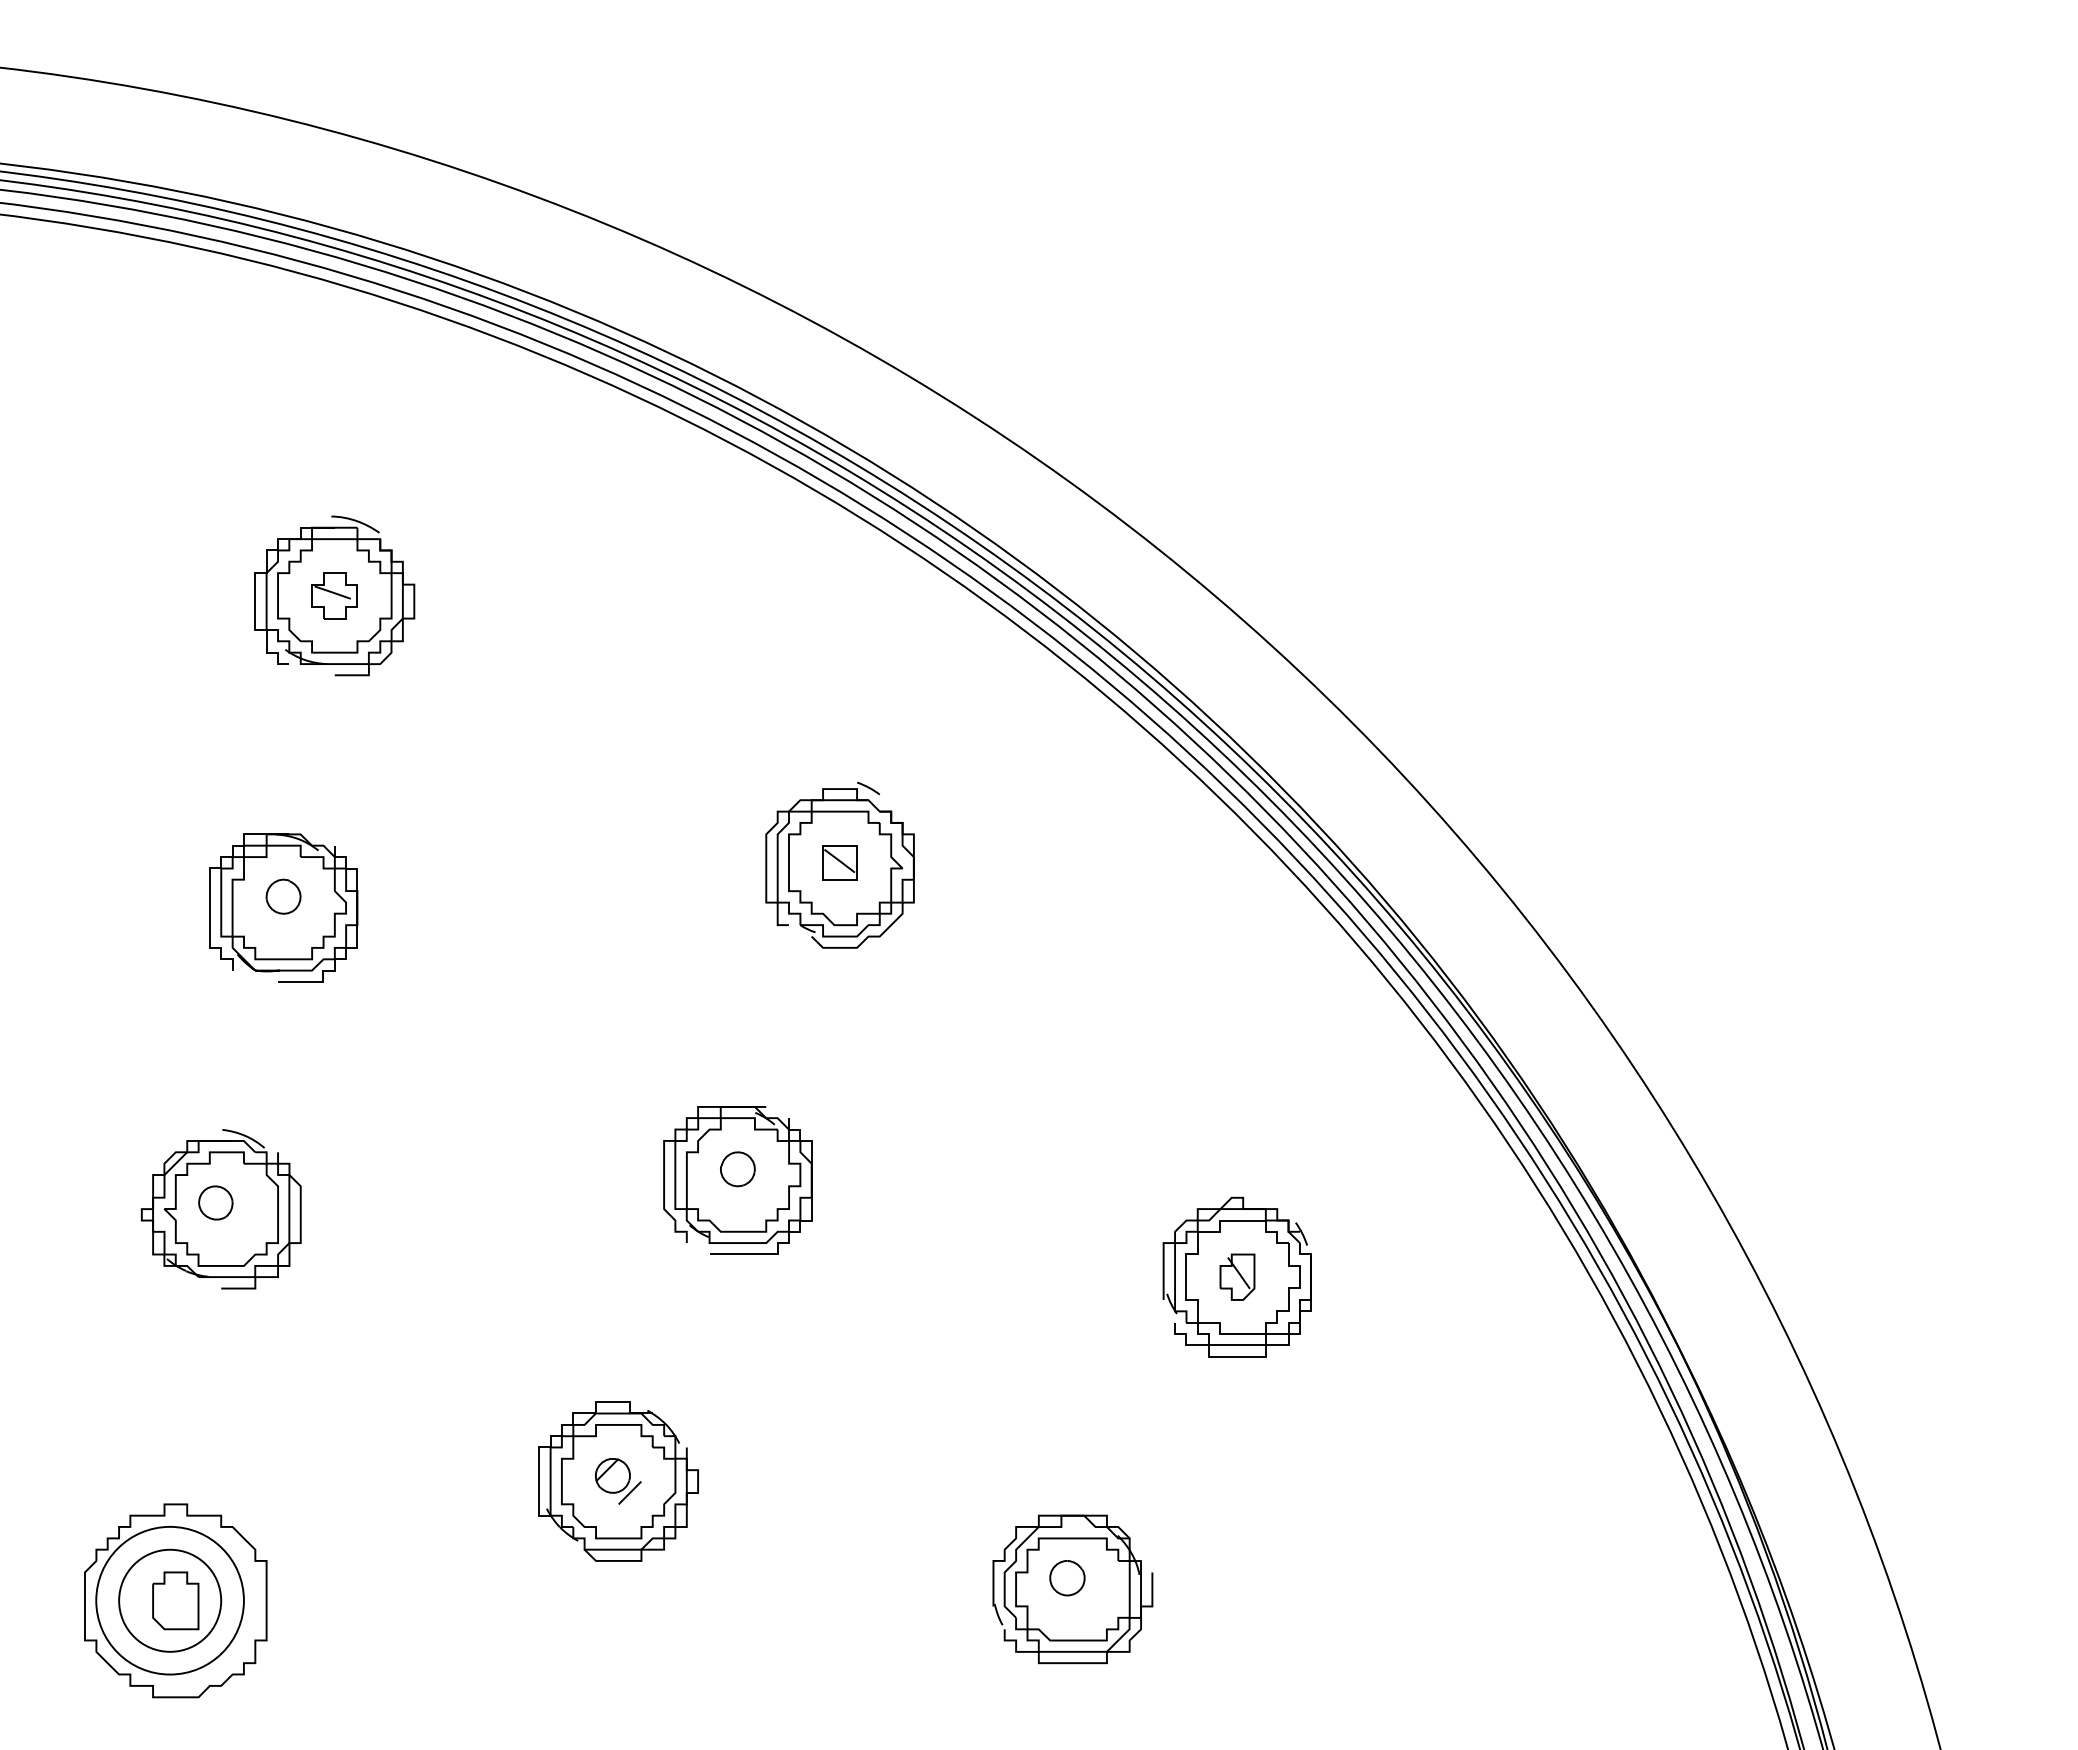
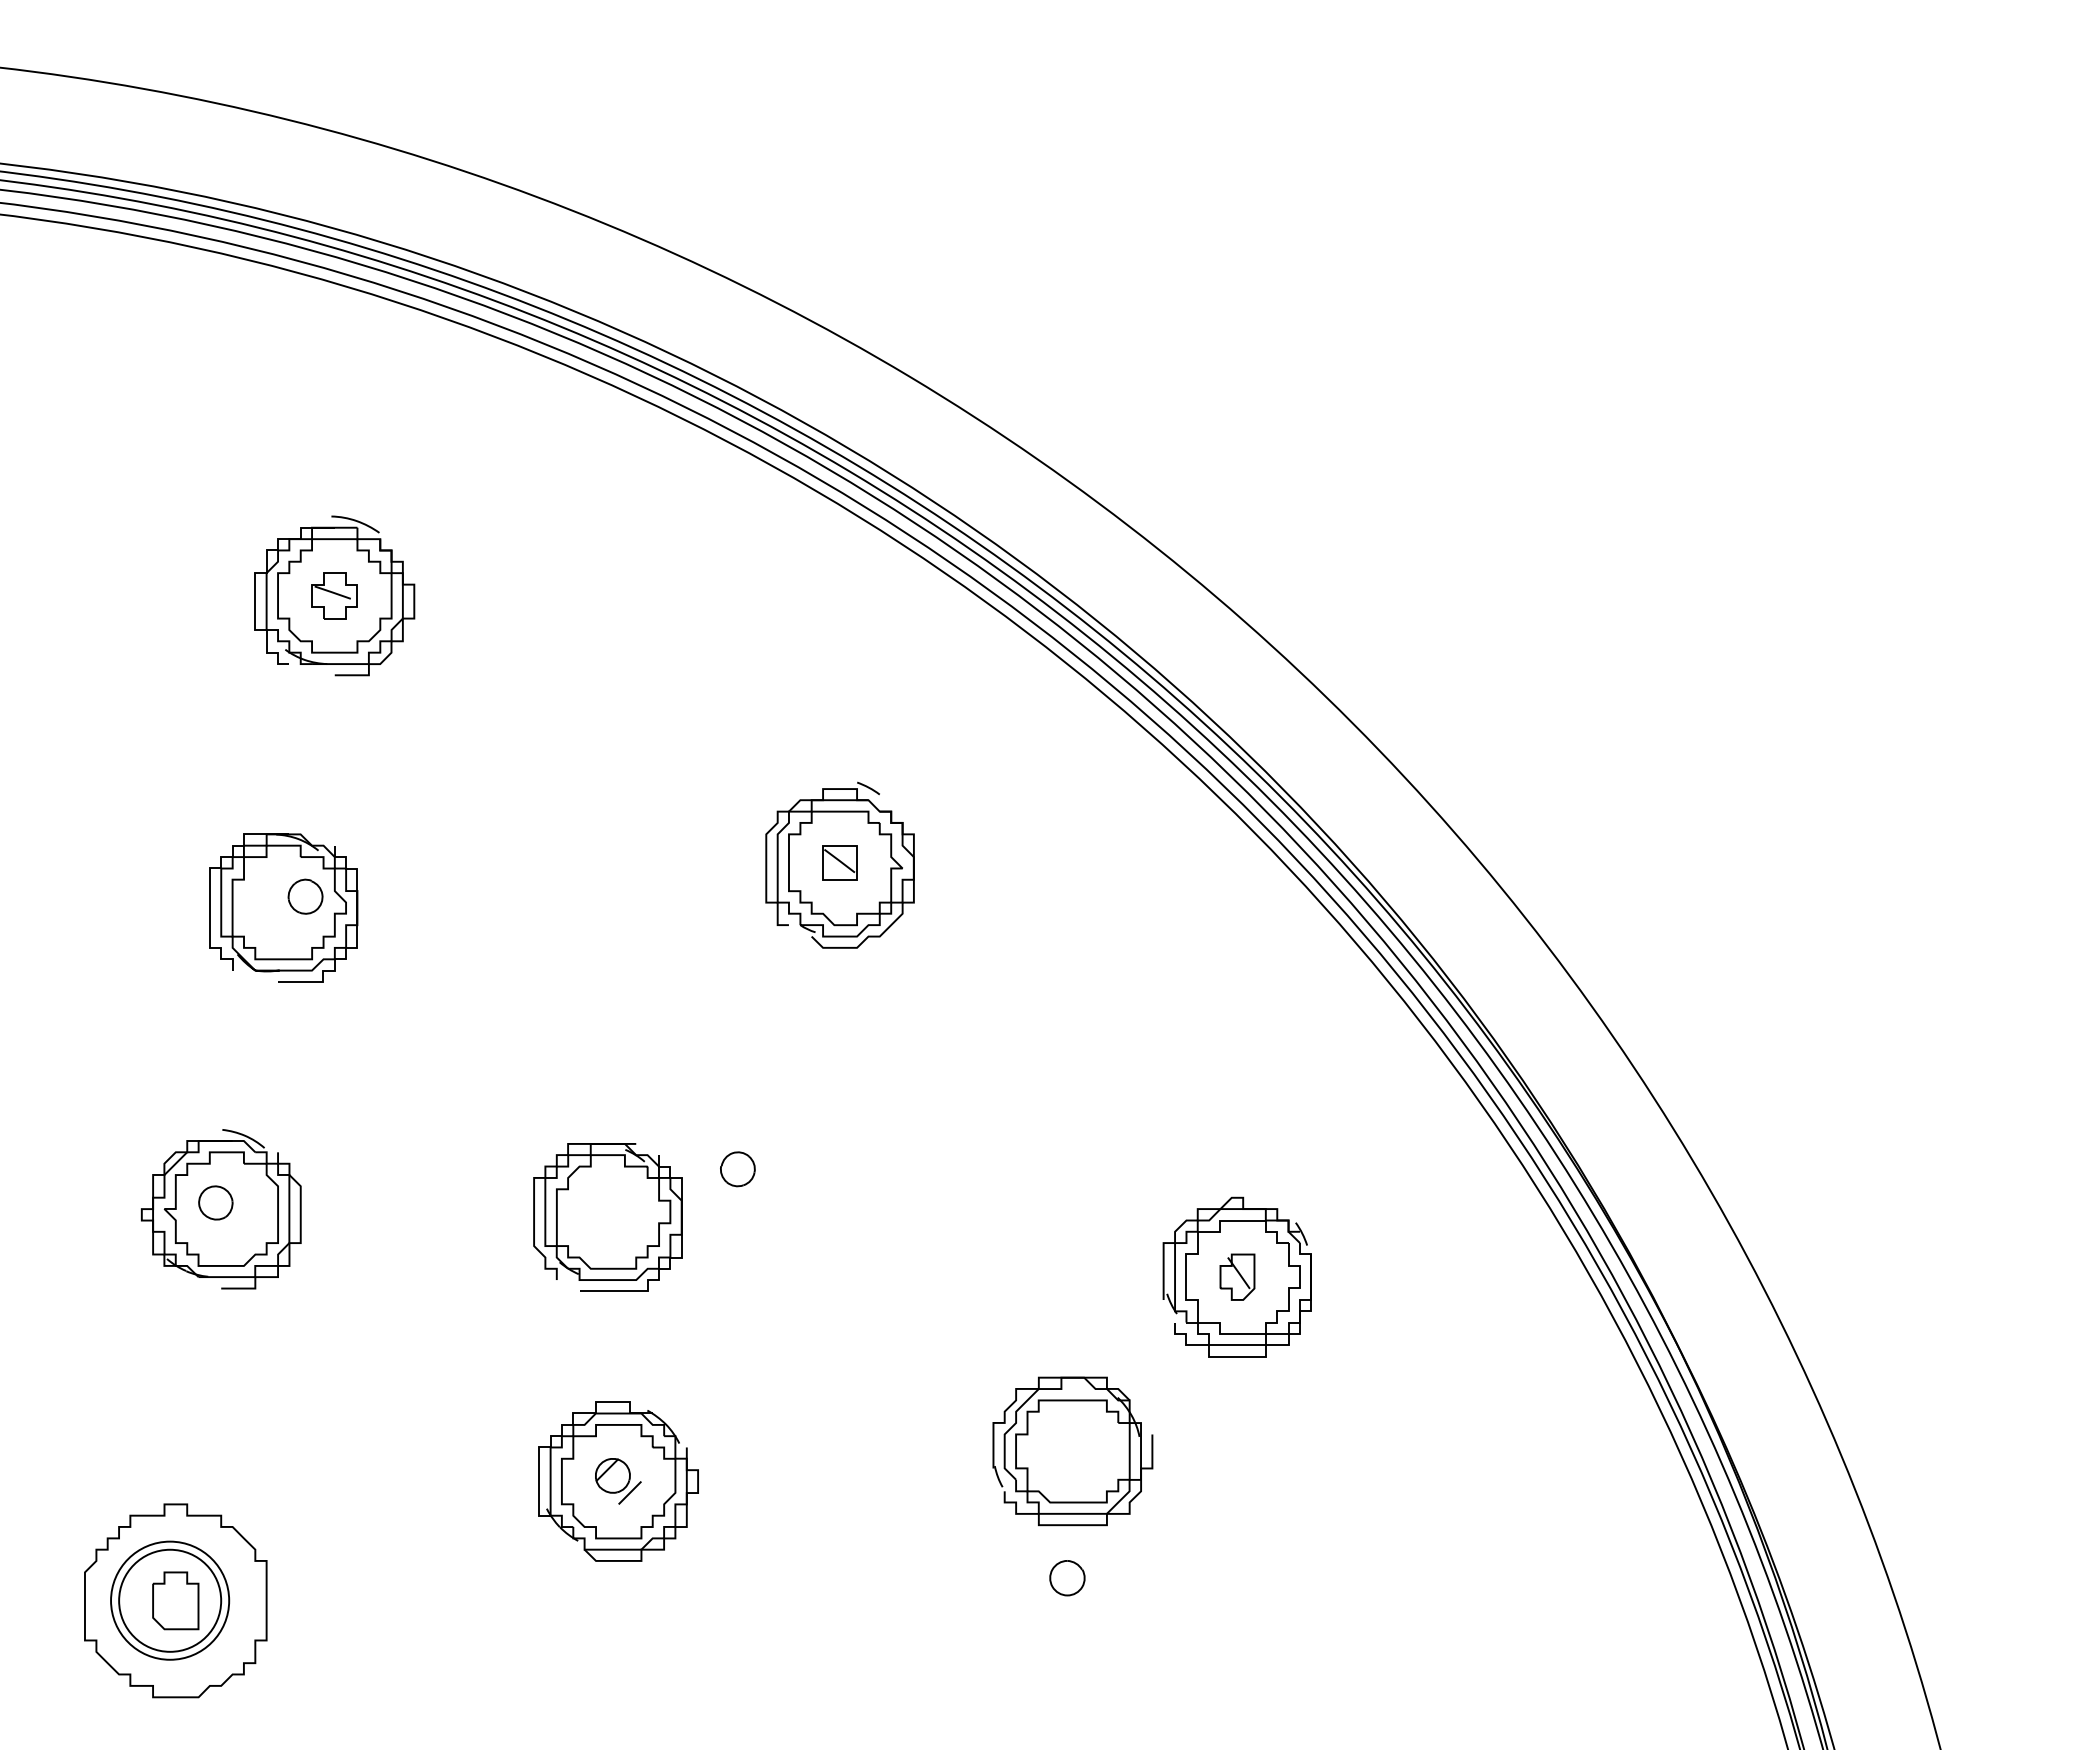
part position: (283, 896) -> (305, 896) (305, 896)
part position: (737, 1180) -> (607, 1217) (607, 1217)
part position: (1072, 1589) -> (1072, 1451) (1072, 1451)
circle diameter: 148 px -> 118 px (170, 1600)
